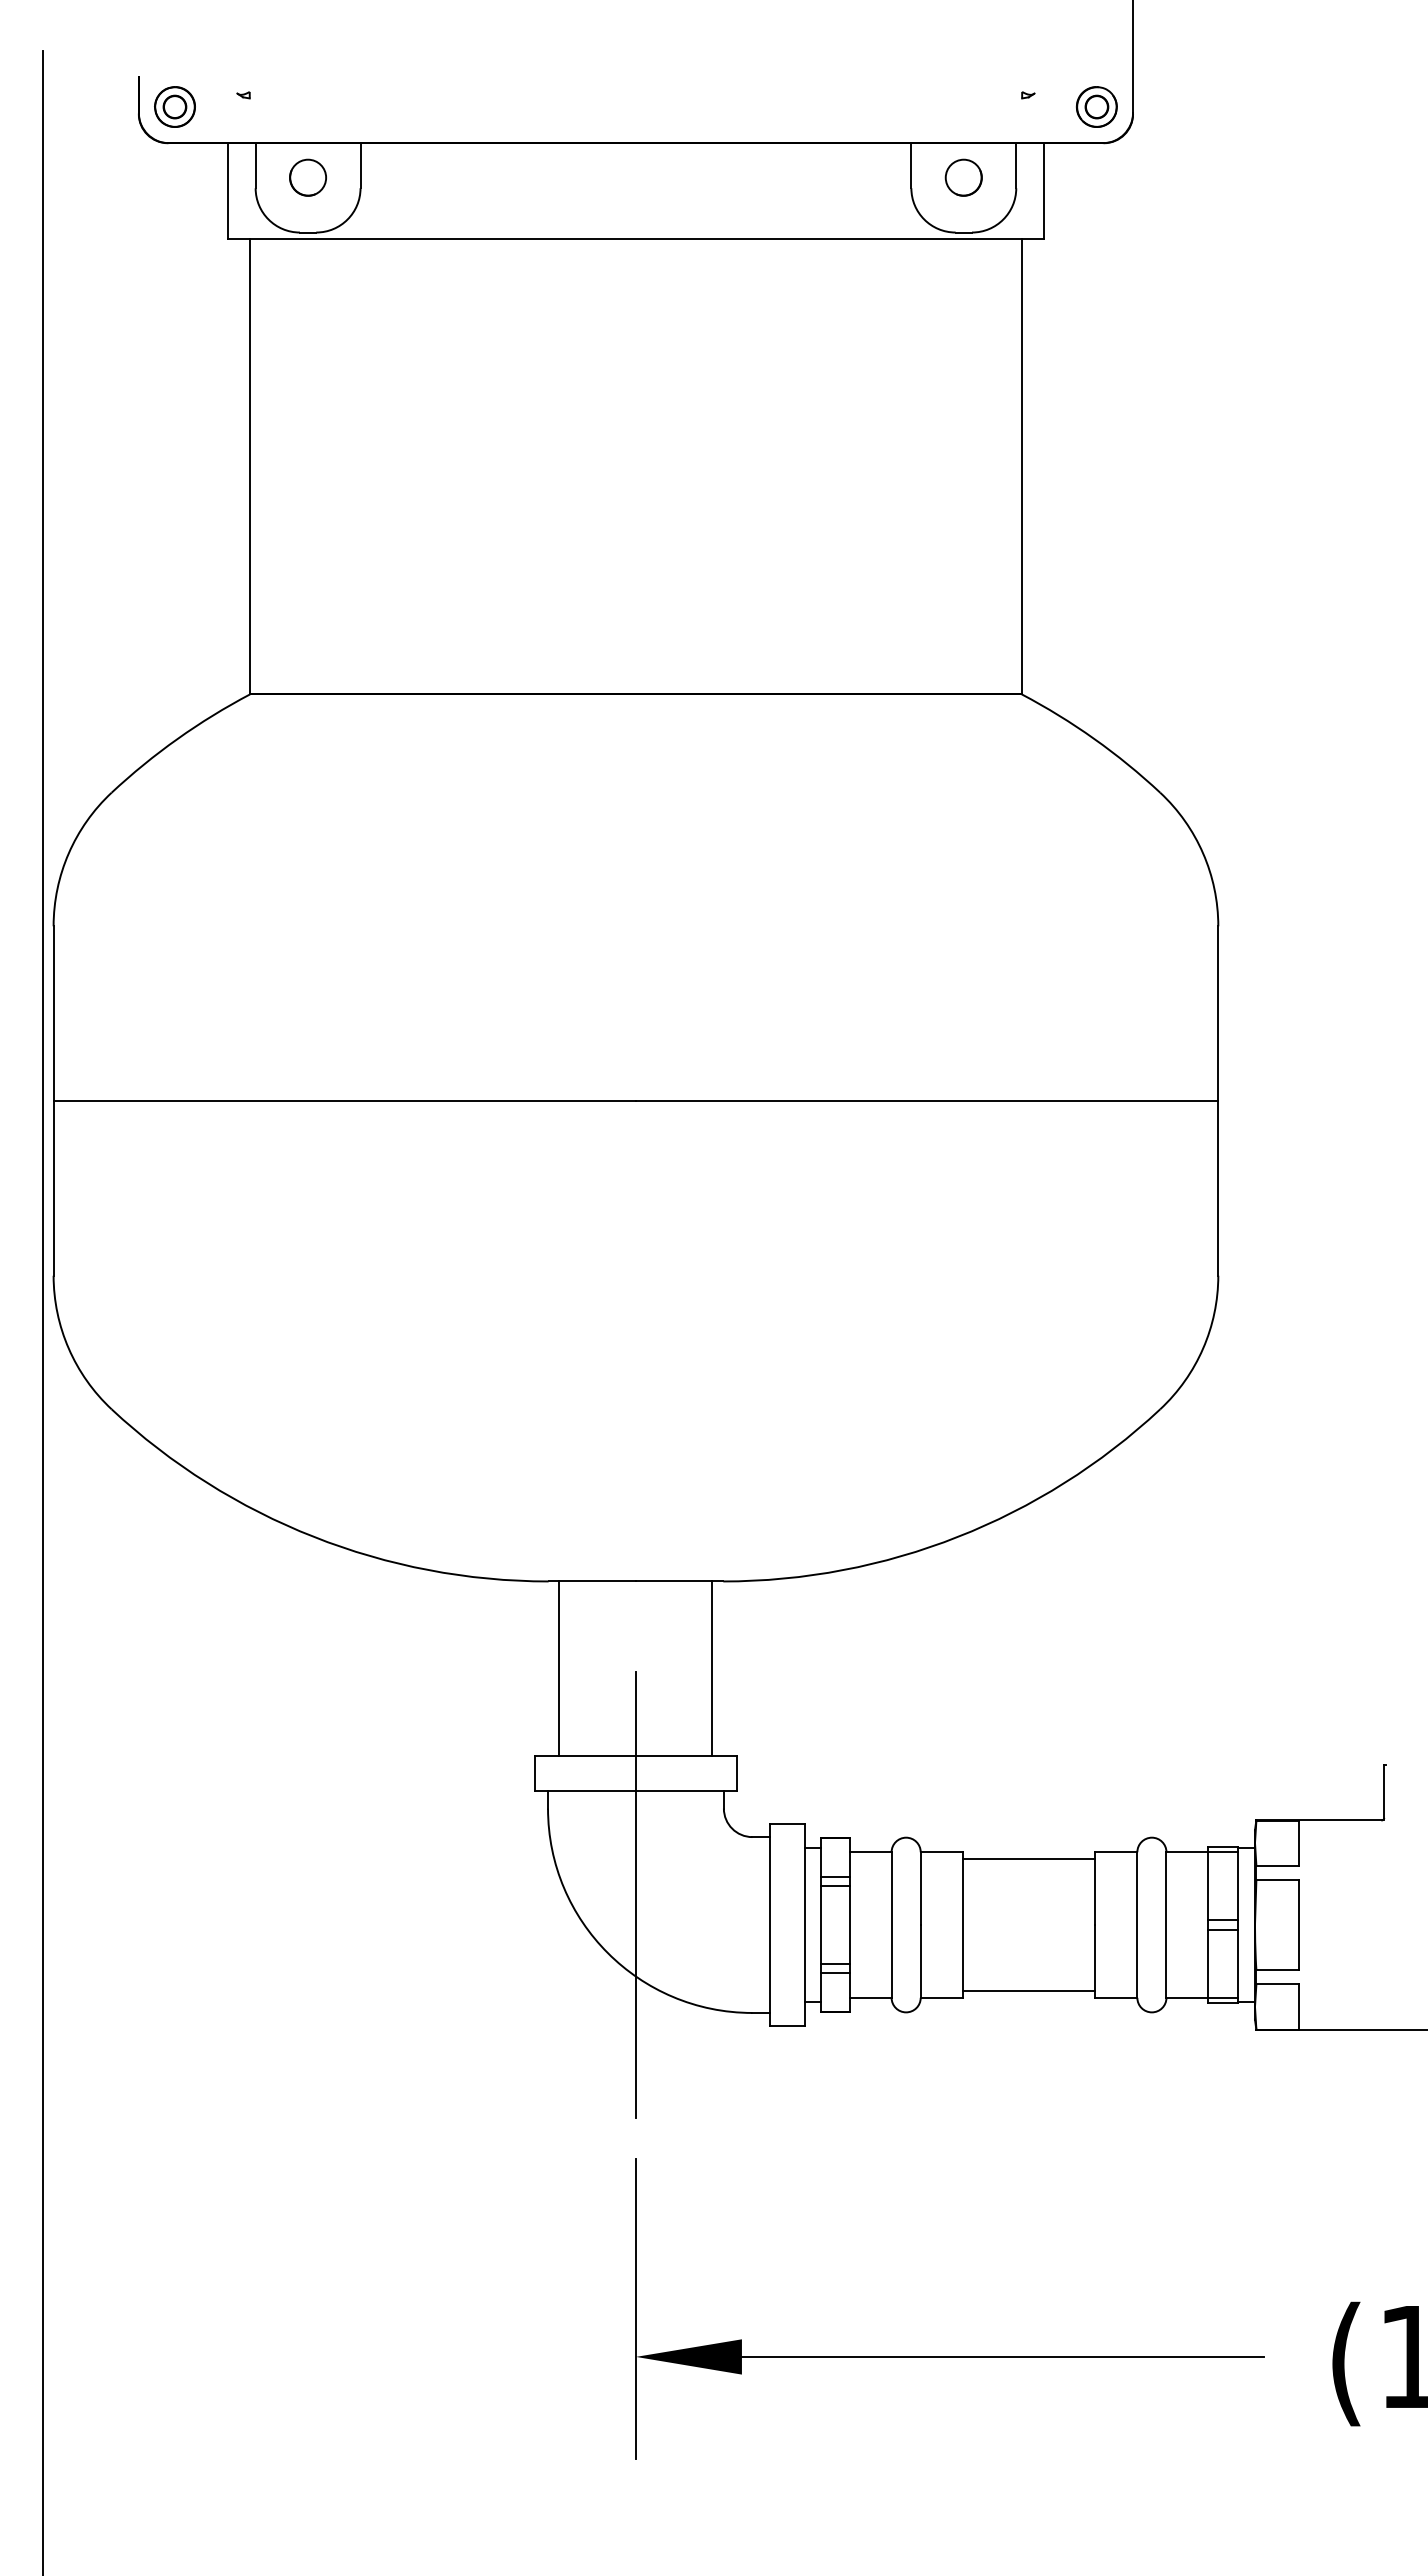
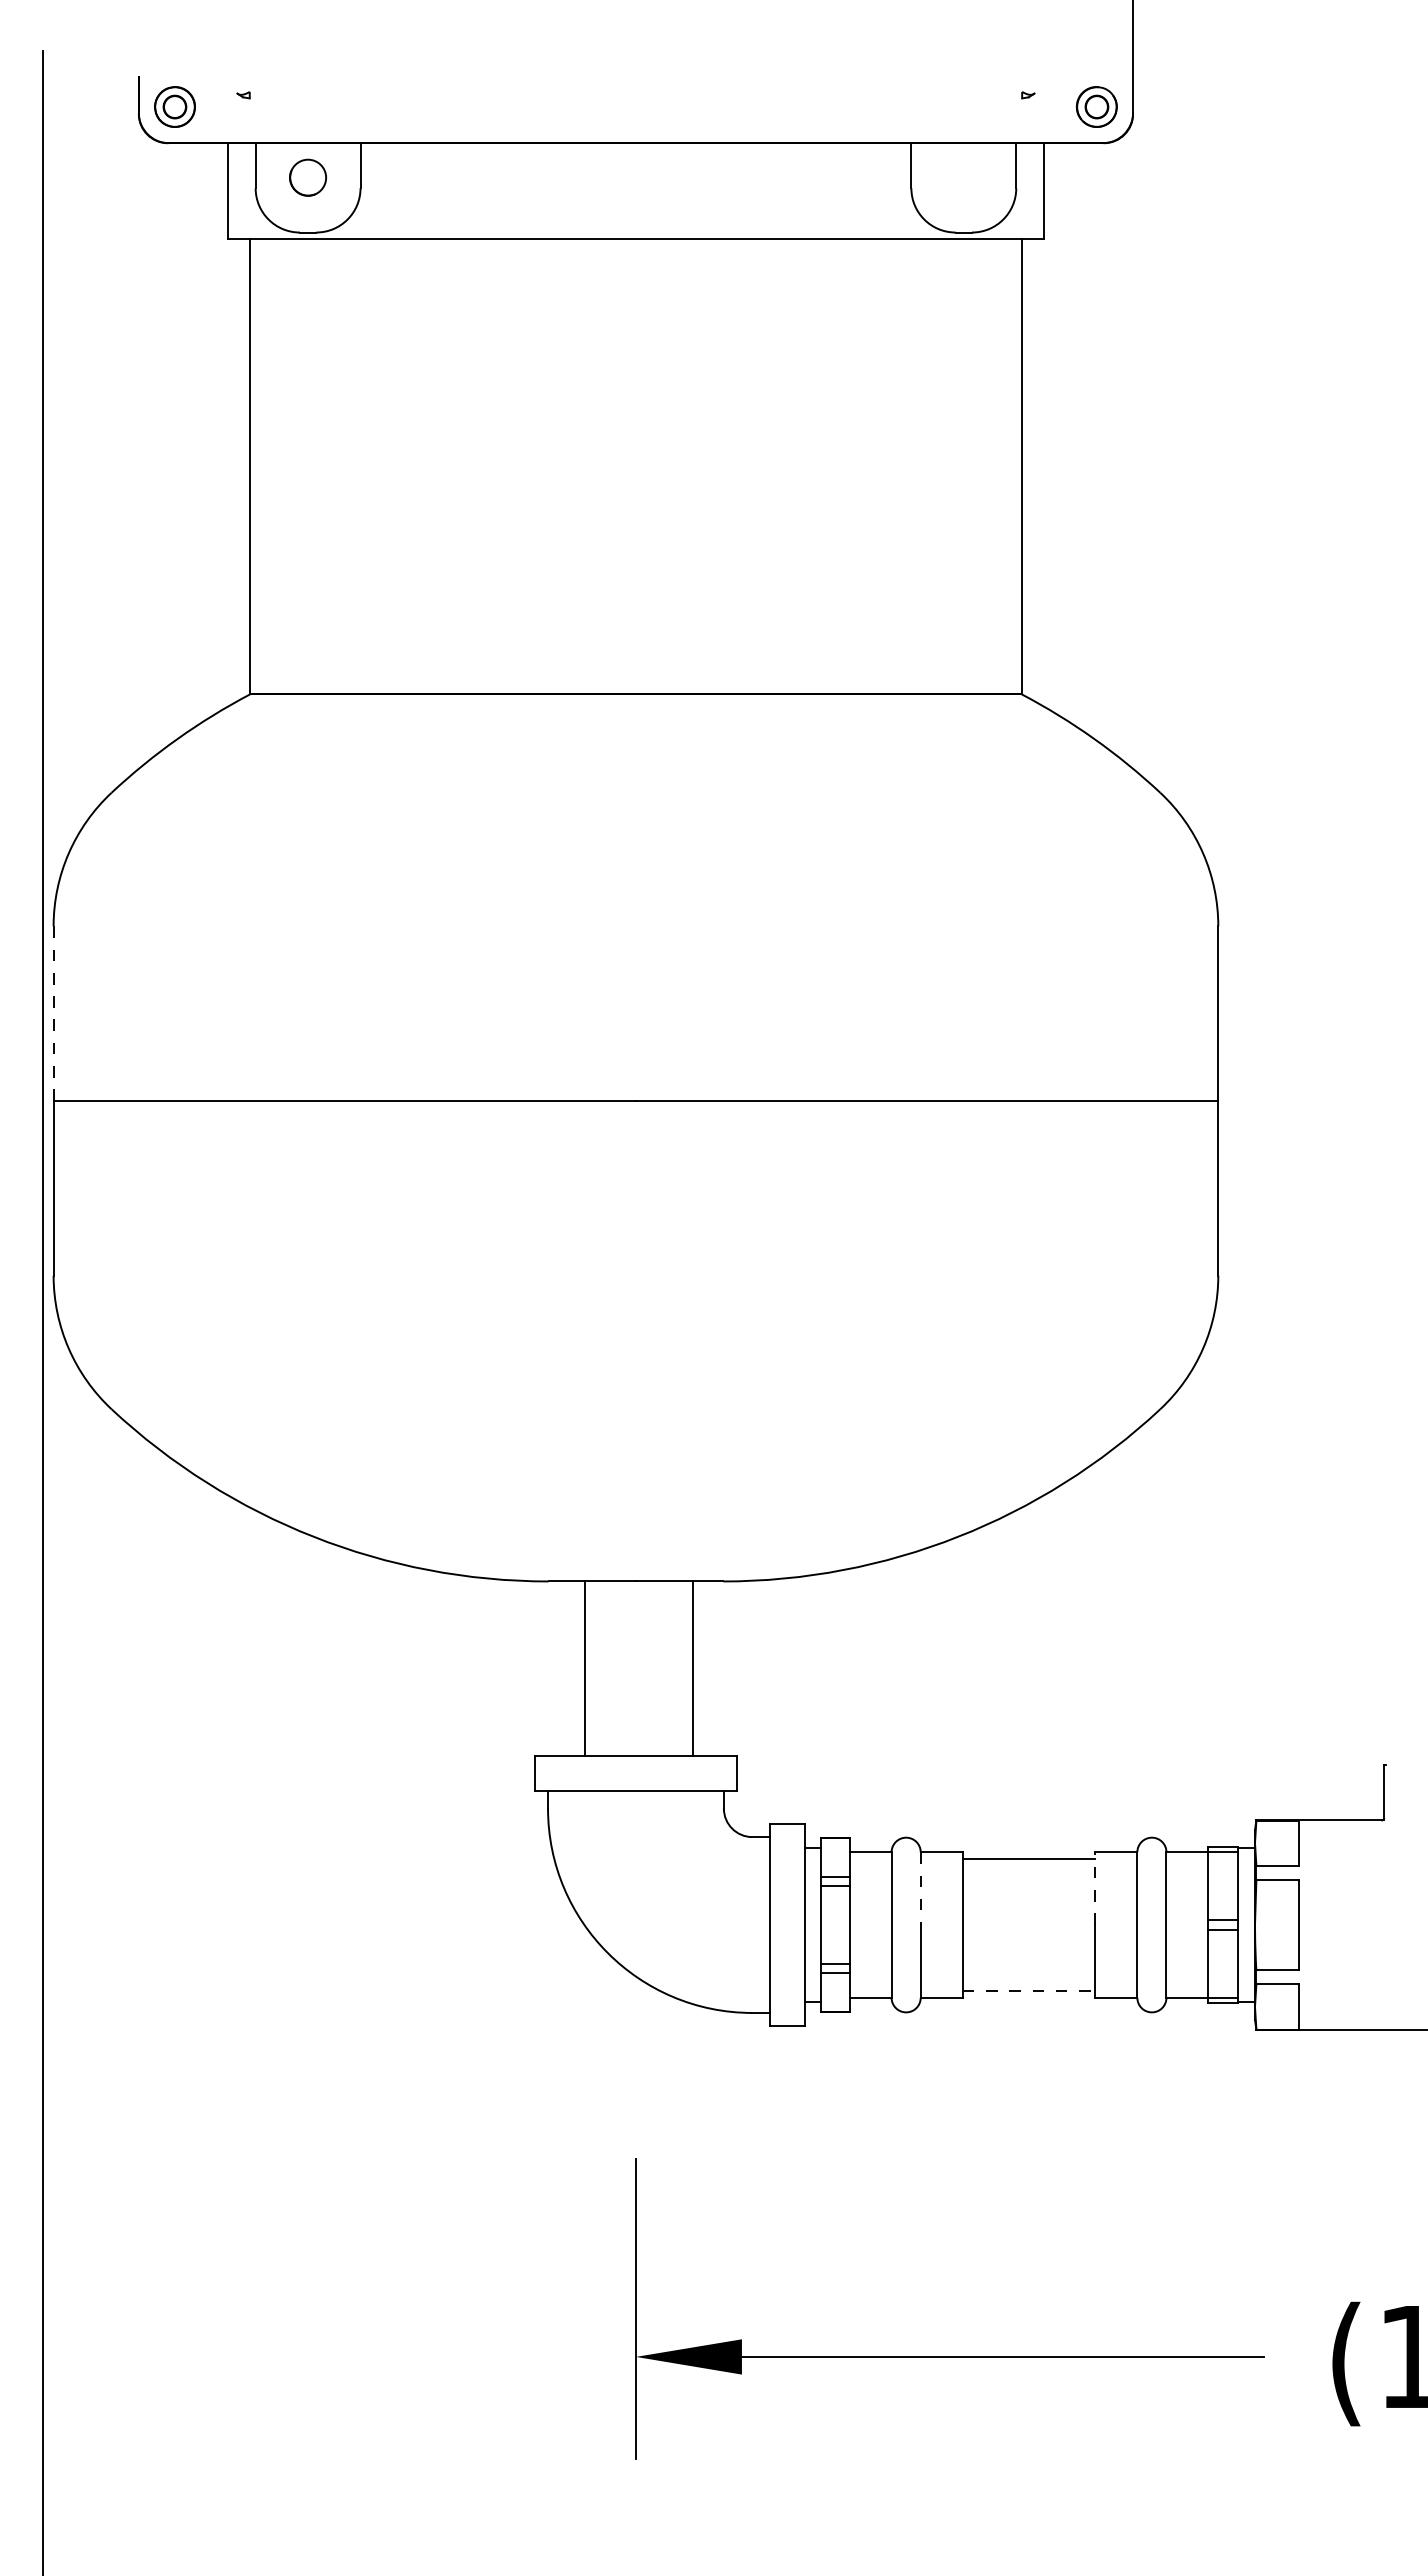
circle: present -> none (963, 177)
line: solid -> dashed (53, 1014)
line position: (559, 1668) -> (585, 1668) (585, 1668)
line position: (712, 1668) -> (693, 1668) (693, 1668)
line: solid -> dashed (1095, 1888)
line: solid -> dashed (920, 1889)
line: present -> none (635, 1895)
line: solid -> dashed (1029, 1990)
